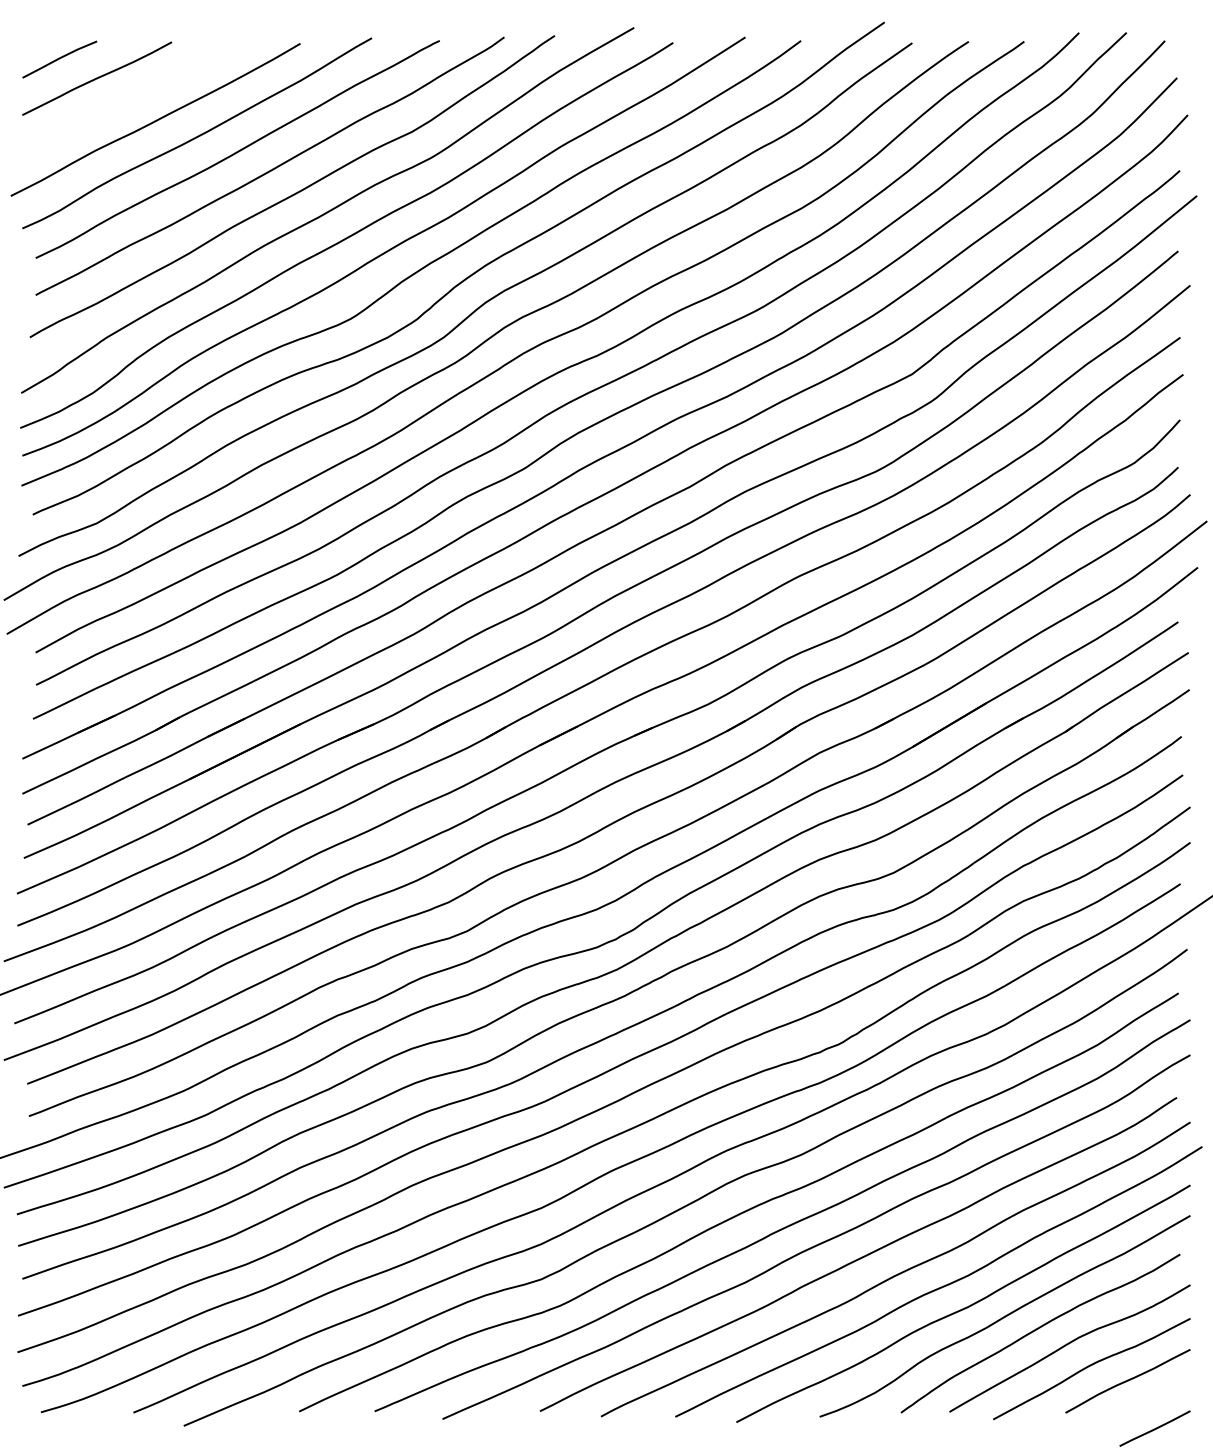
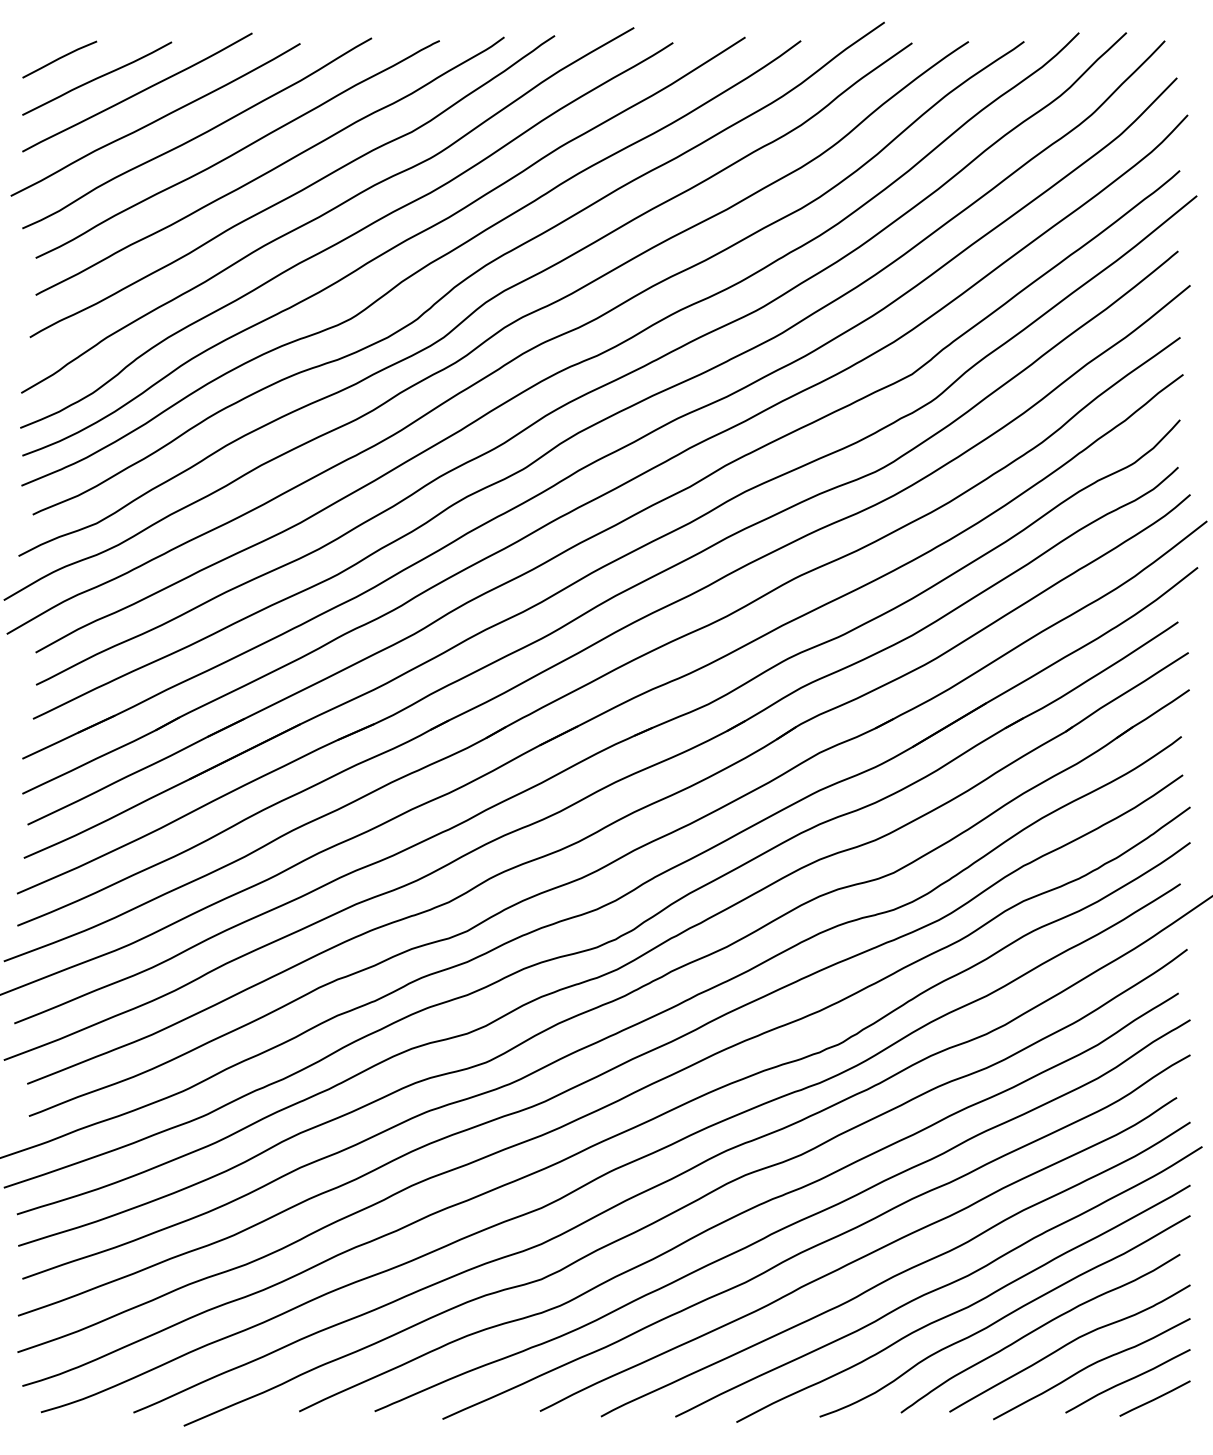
curve: none -> present (137, 92)
line position: (1154, 1428) -> (1154, 1398) (1154, 1398)
